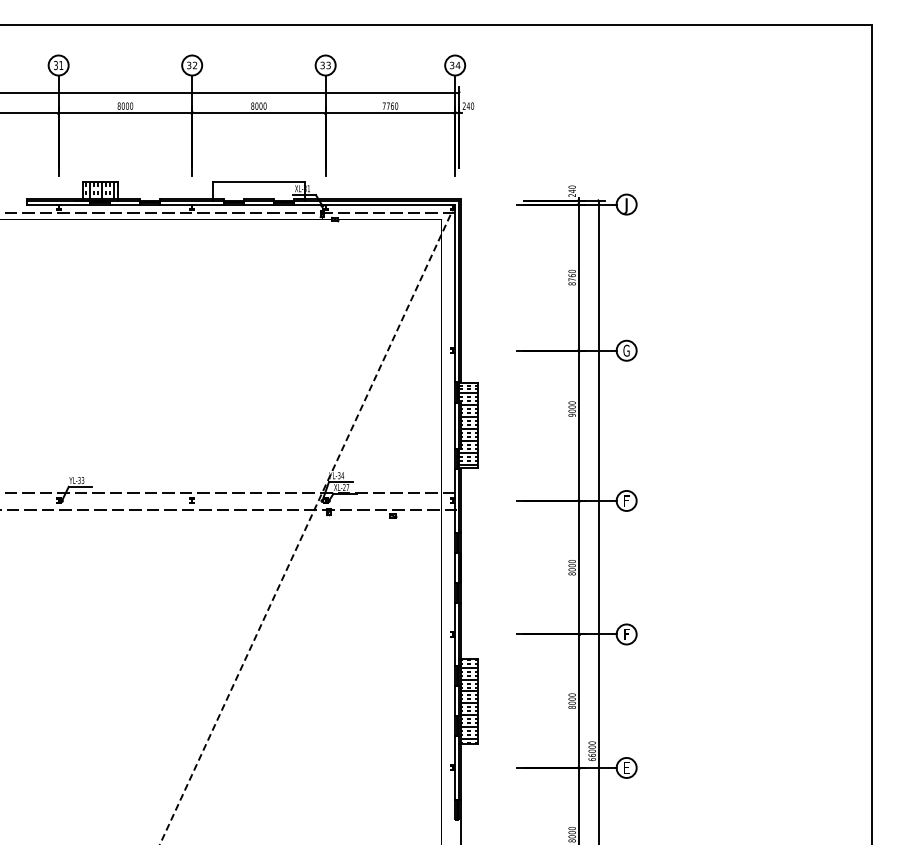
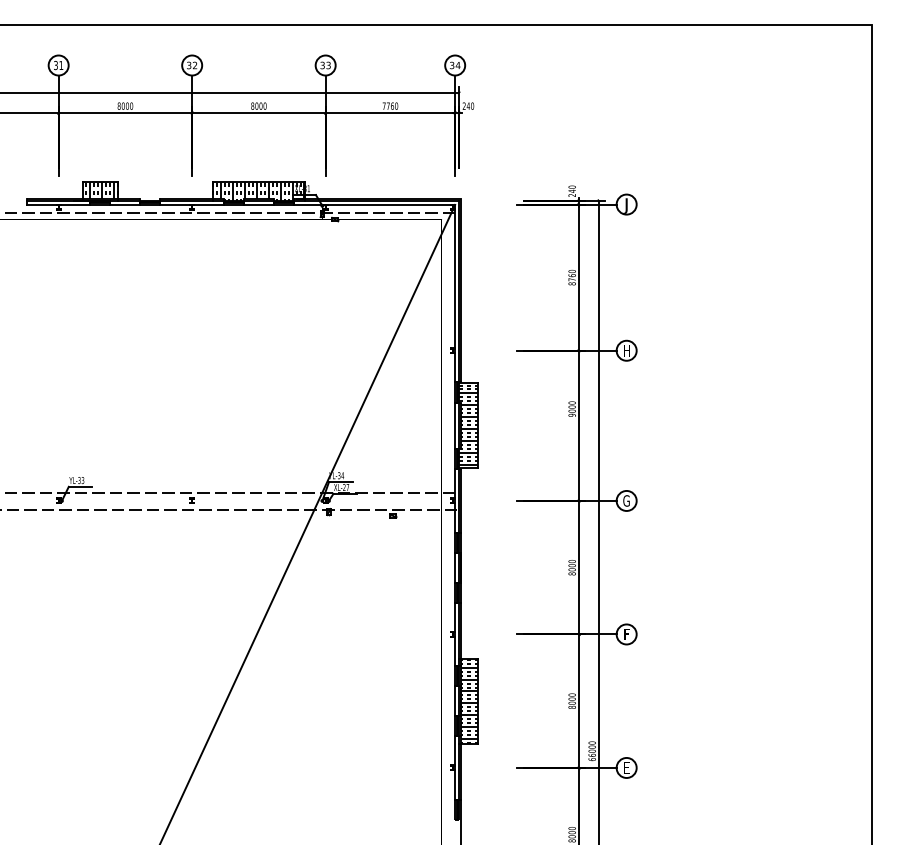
hatch: none -> present (258, 190)
text: G -> H (626, 350)
text: F -> G (626, 500)
line: dashed -> solid (307, 525)
